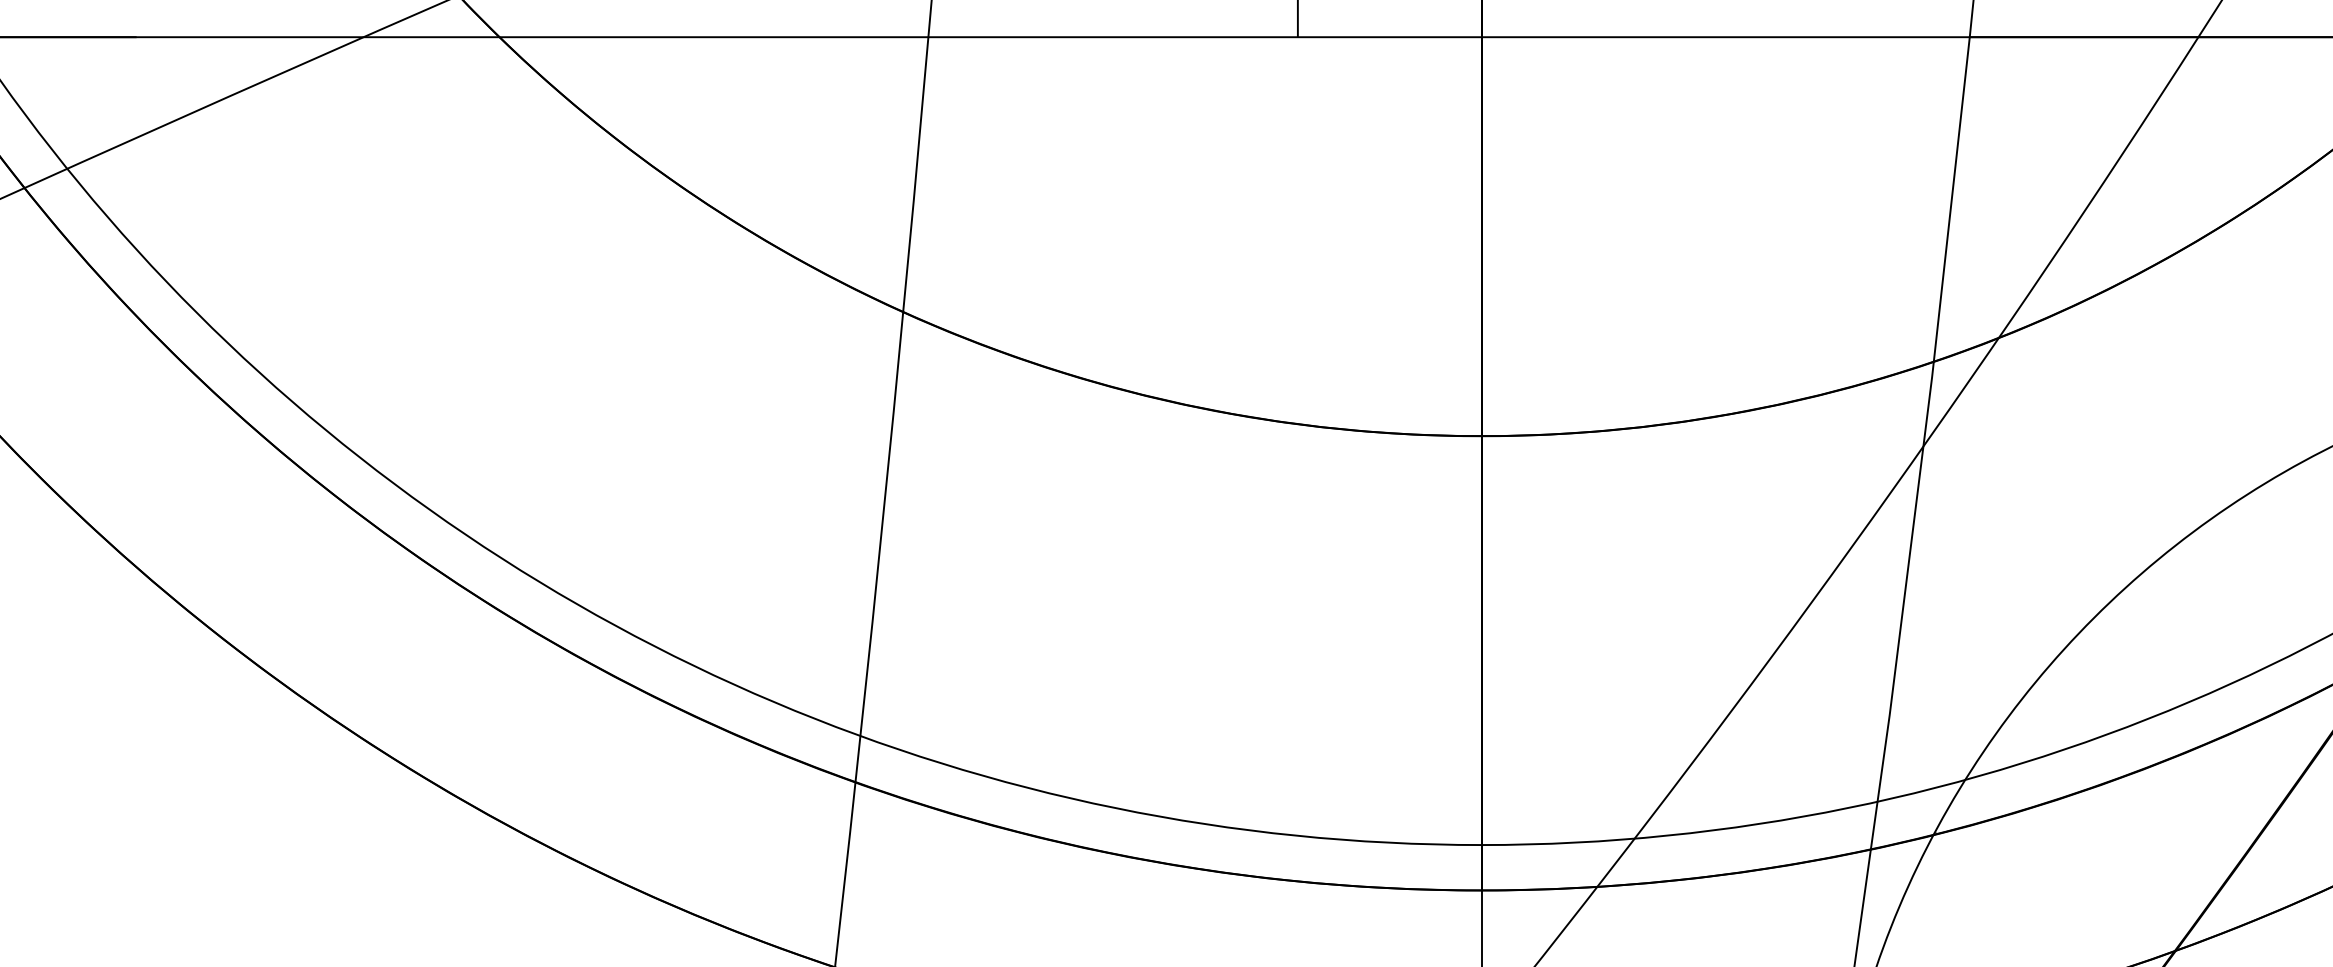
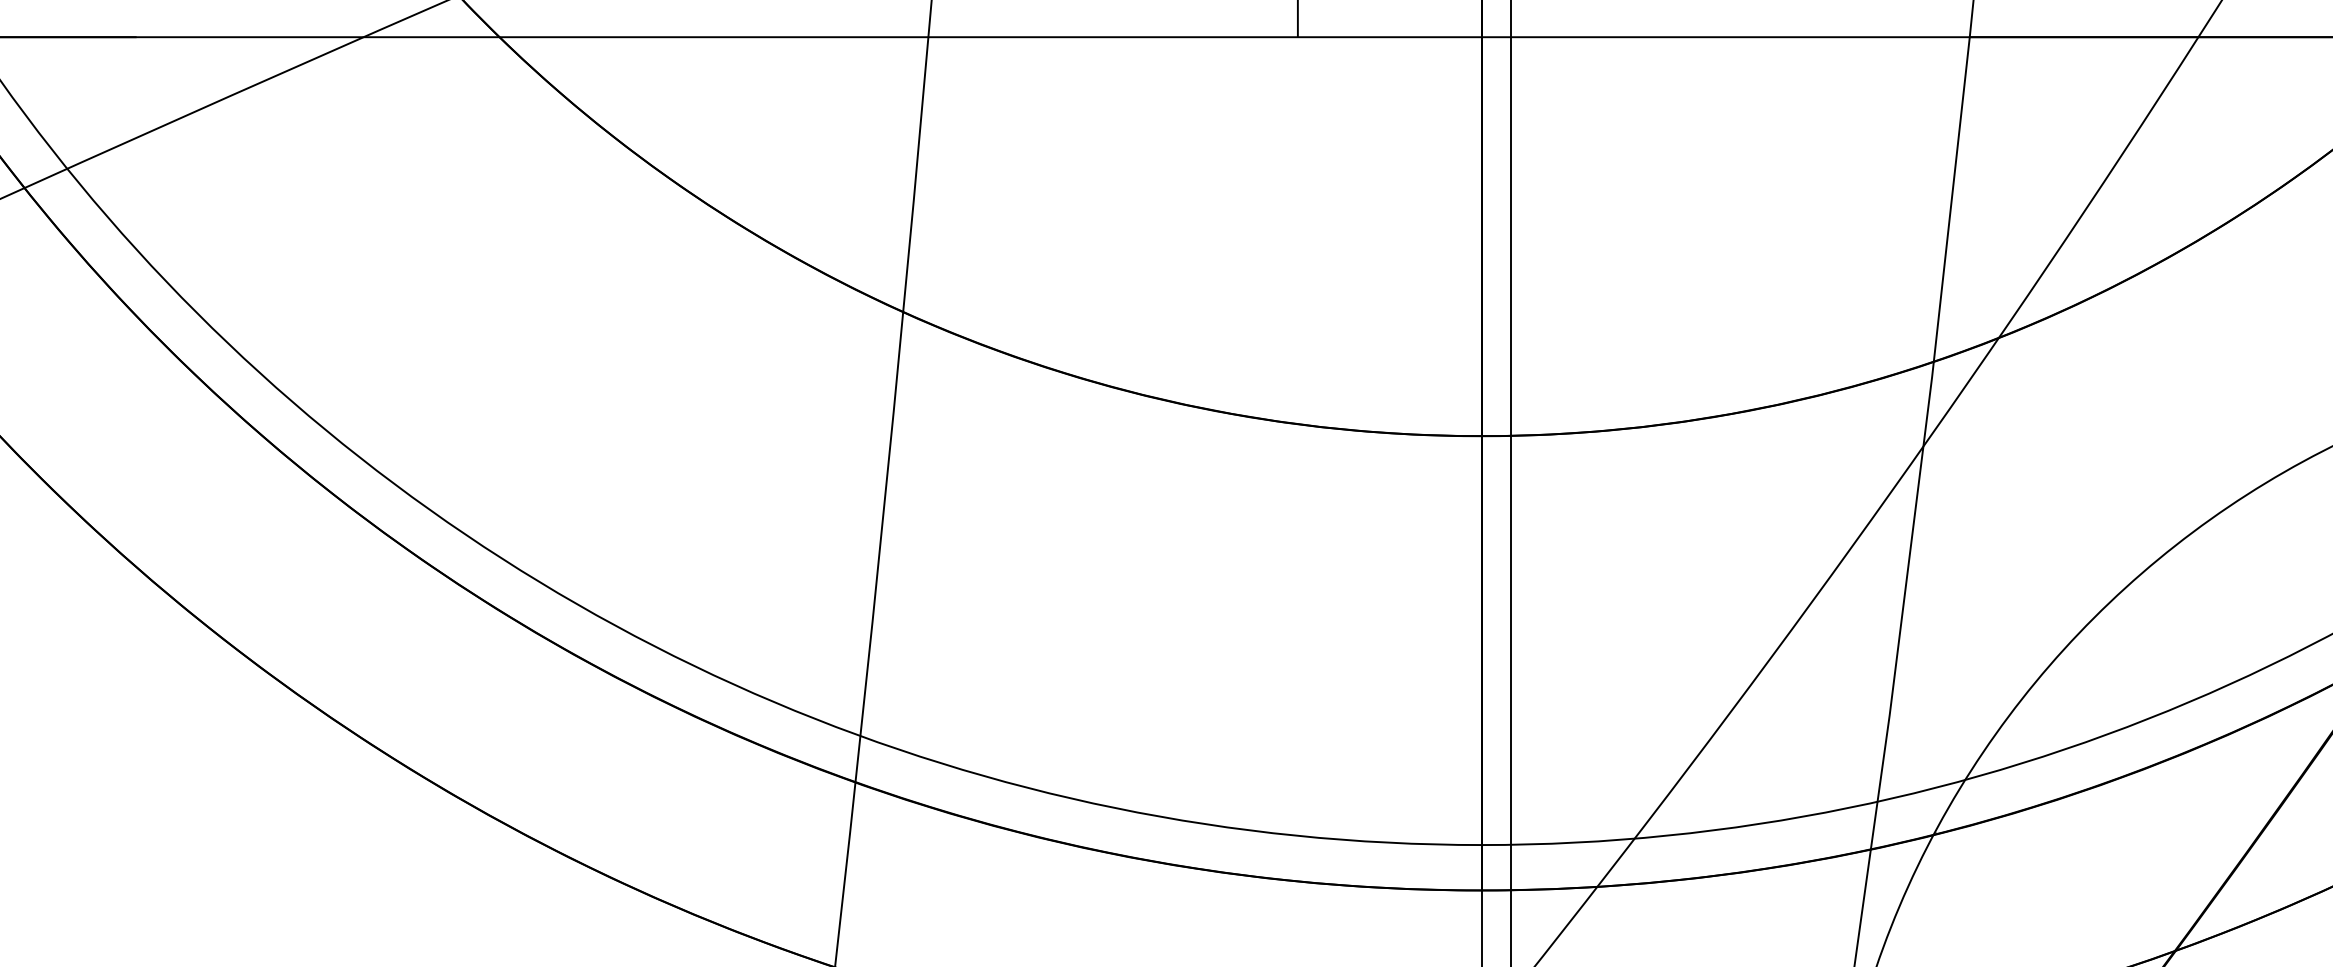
line: none -> present (1511, 482)
